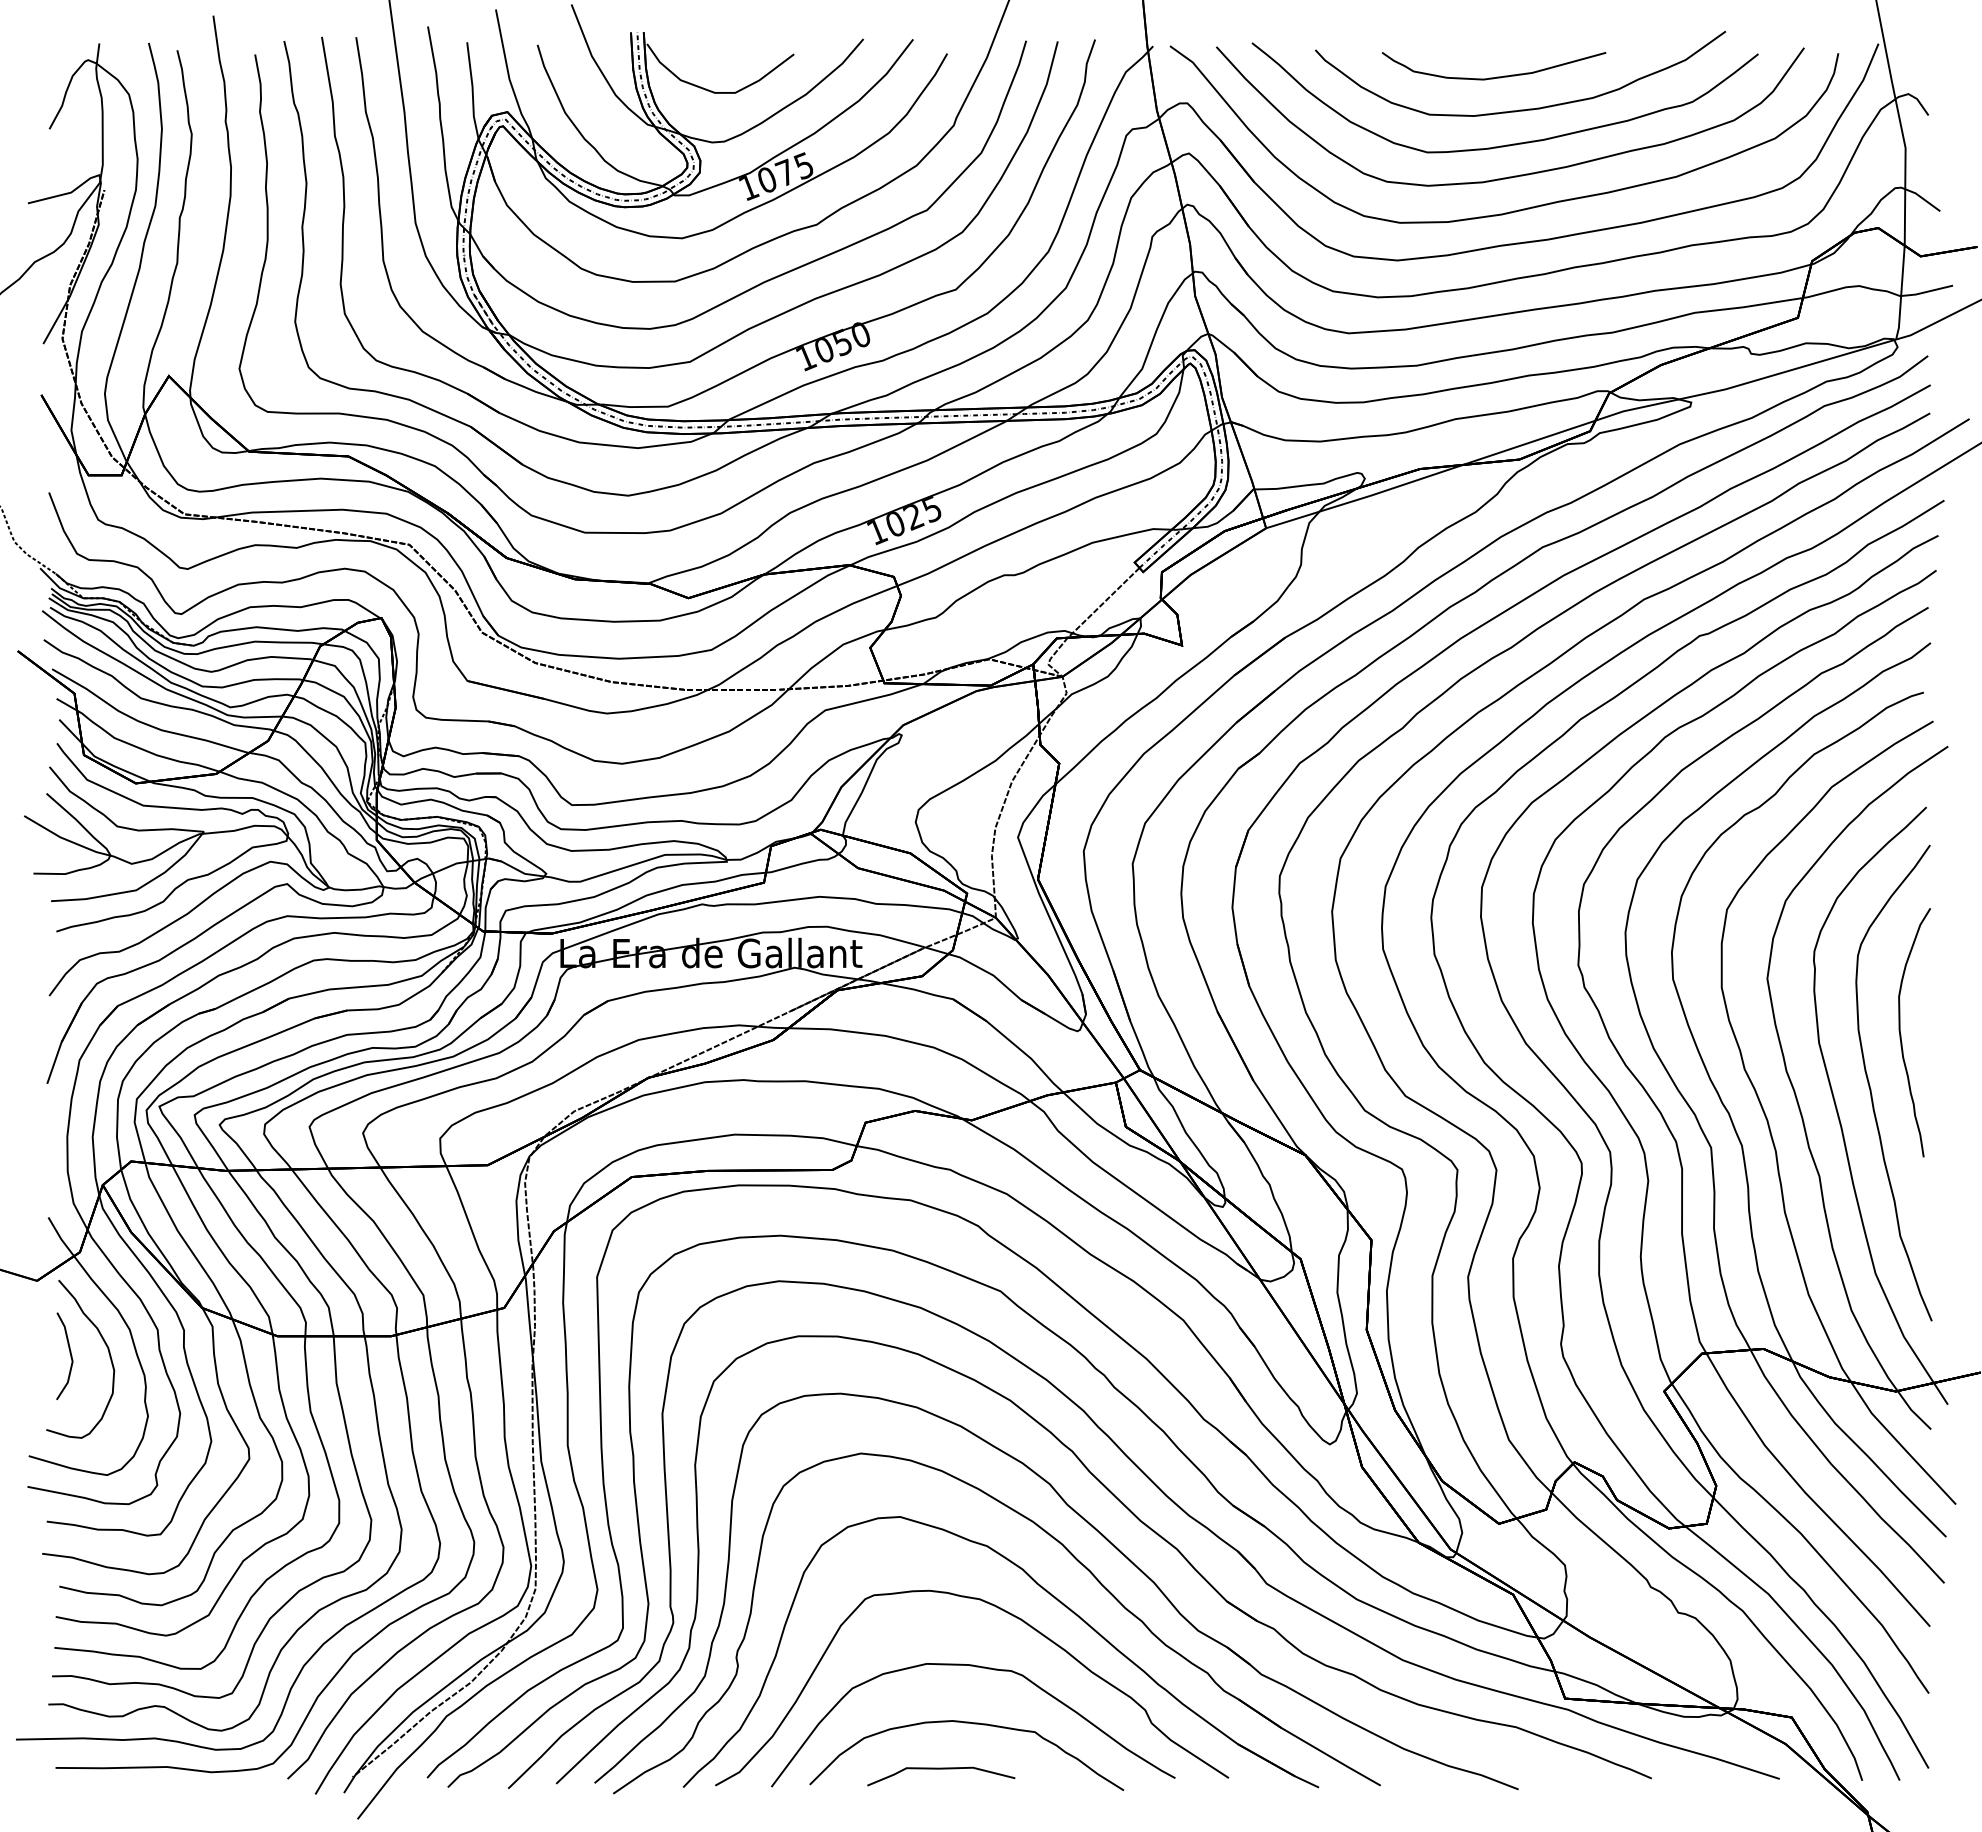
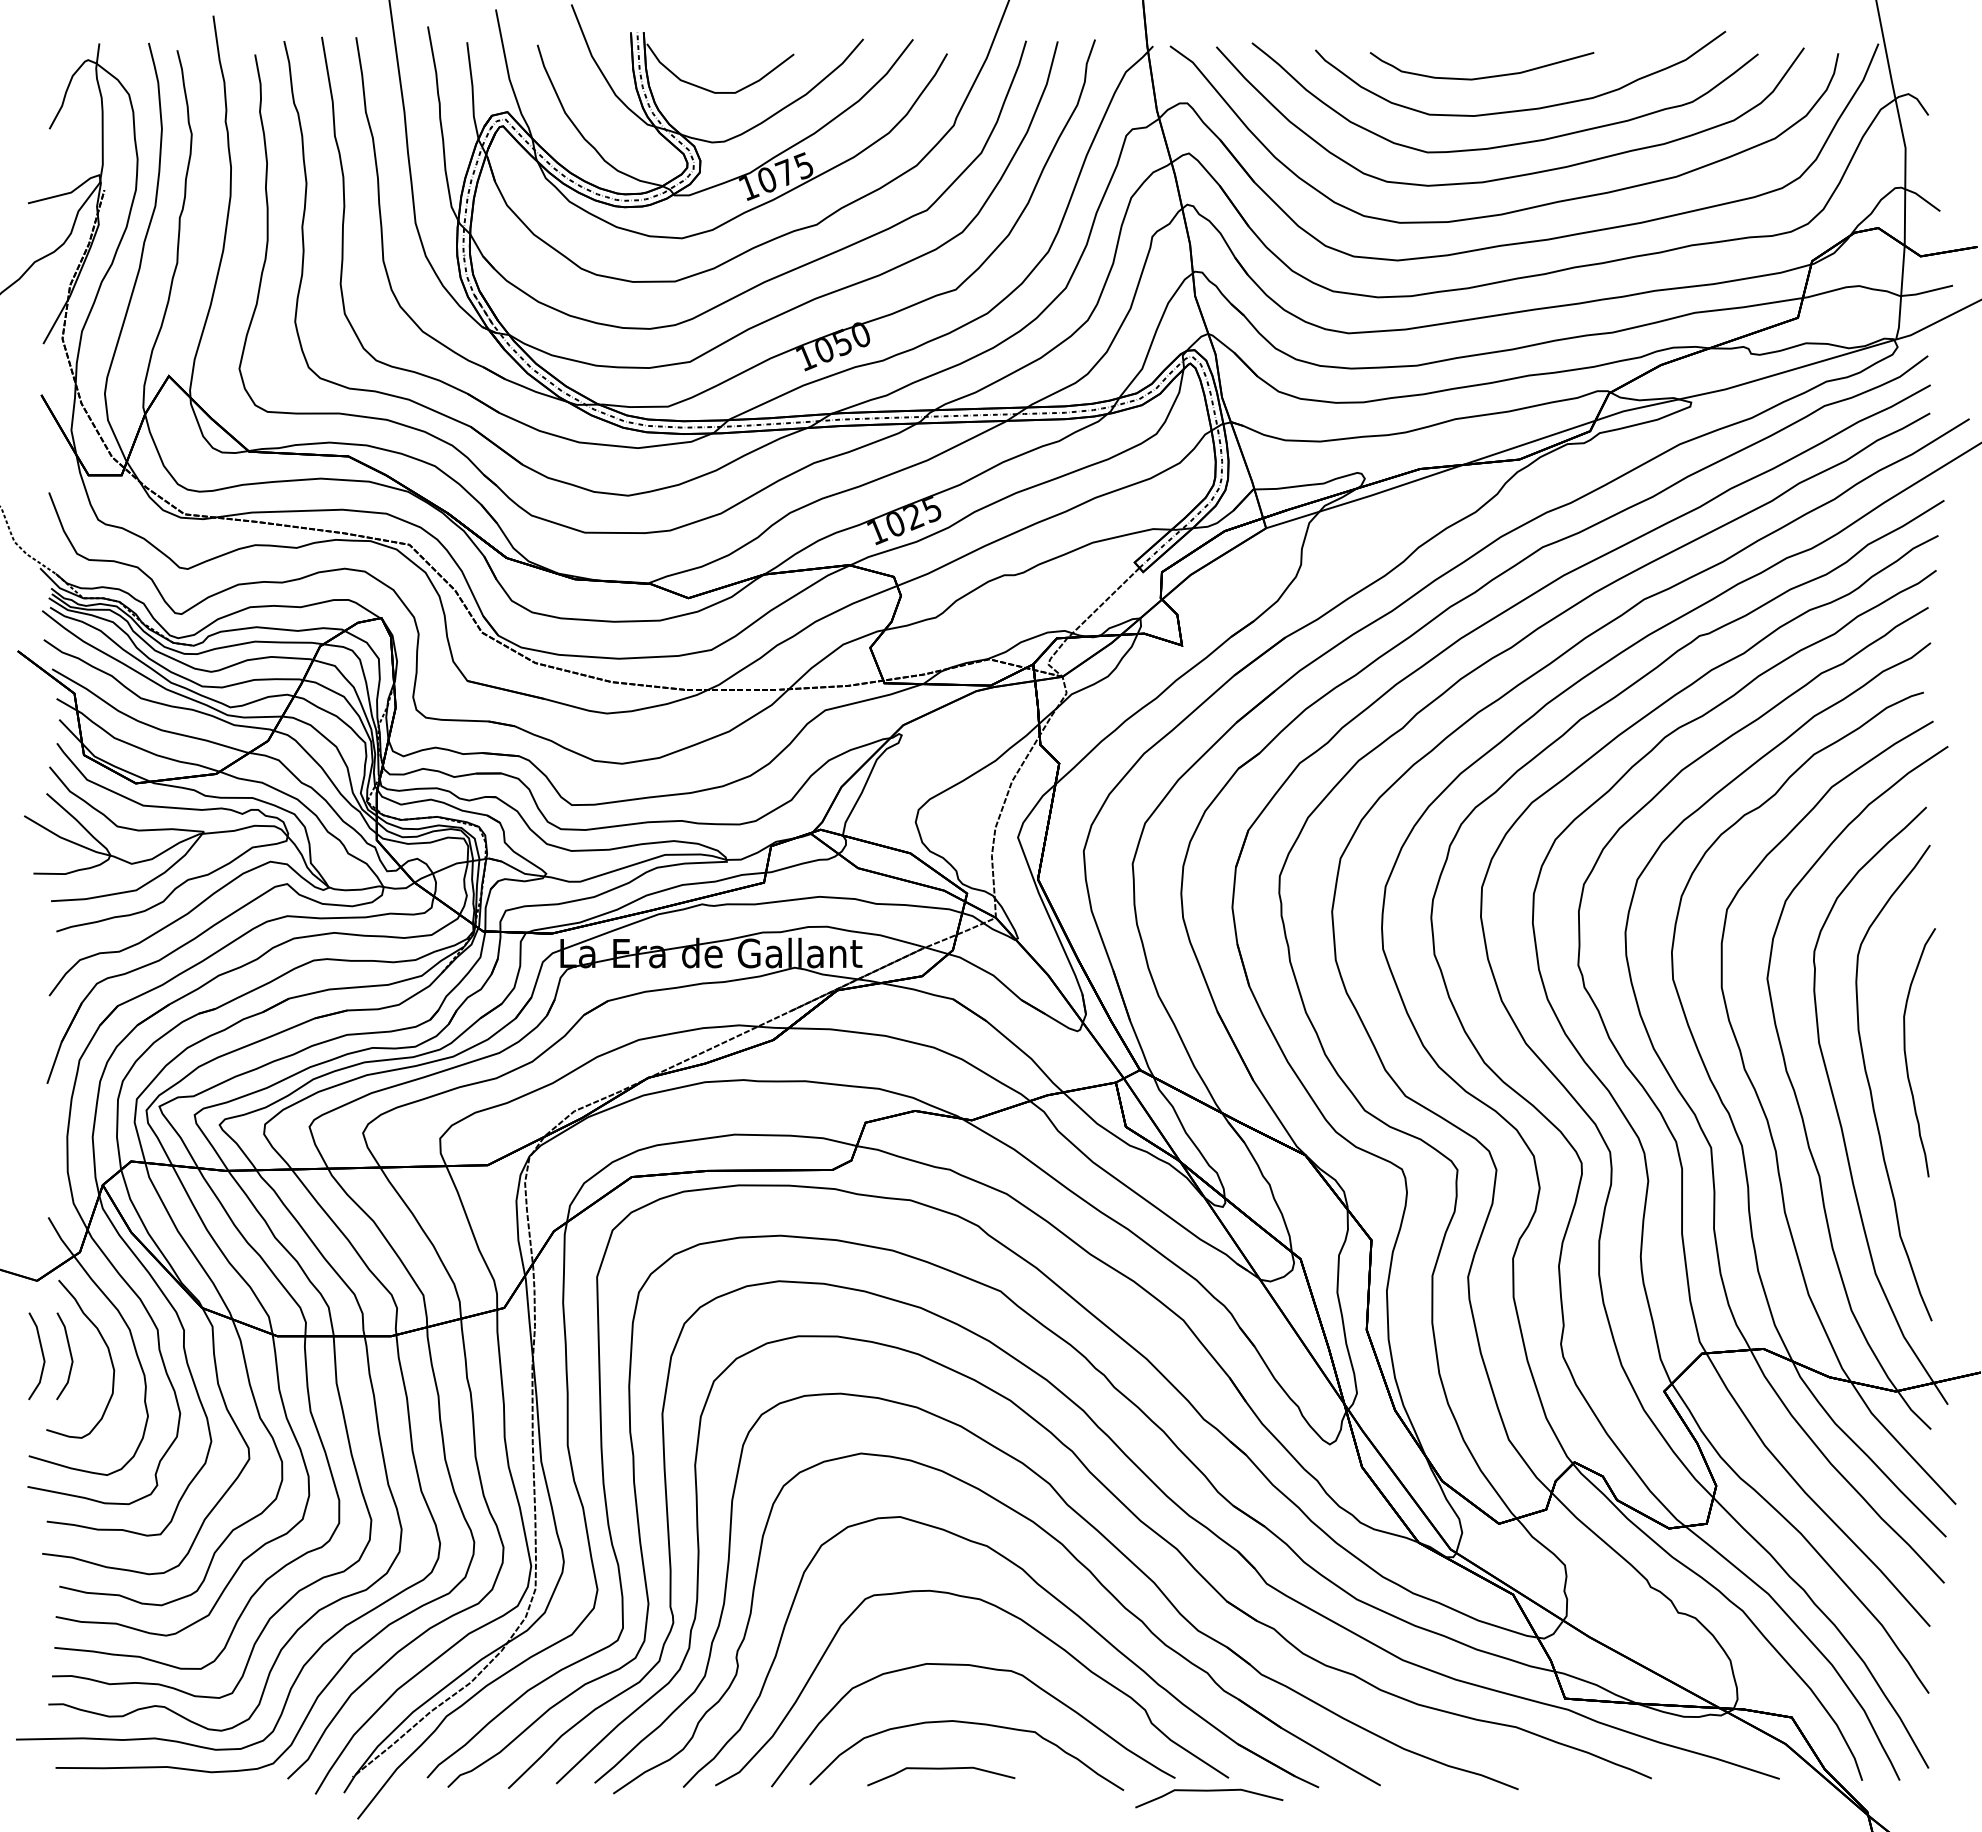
curve position: (1496, 76) -> (1484, 76) (1484, 76)
curve position: (1901, 1034) -> (1906, 1054) (1906, 1054)
line: none -> present (41, 1353)
curve: none -> present (1209, 1791)
